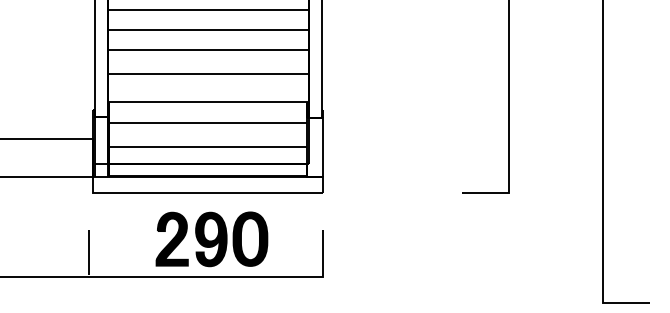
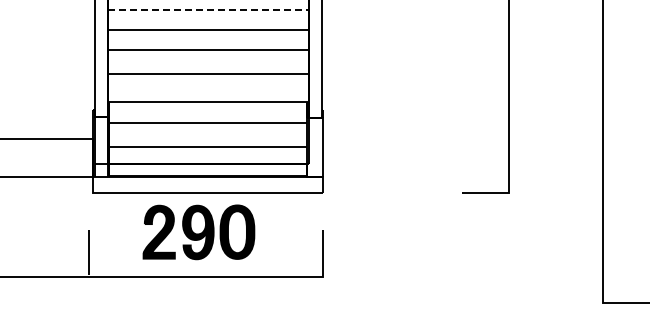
line: solid -> dashed (209, 10)
part position: (211, 239) -> (198, 232) (198, 232)
